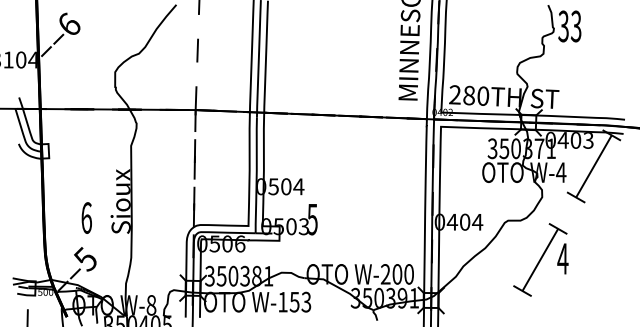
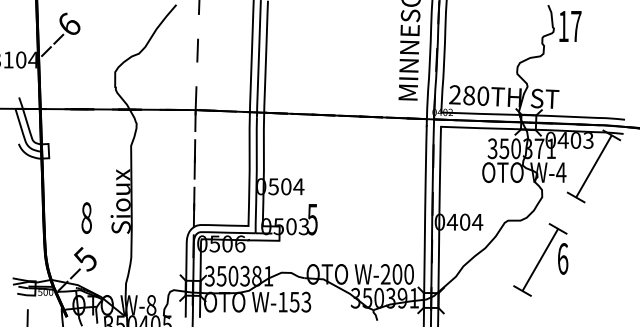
text: 33 -> 17 (569, 26)
text: 6 -> 8 (86, 217)
text: 4 -> 6 (562, 258)
